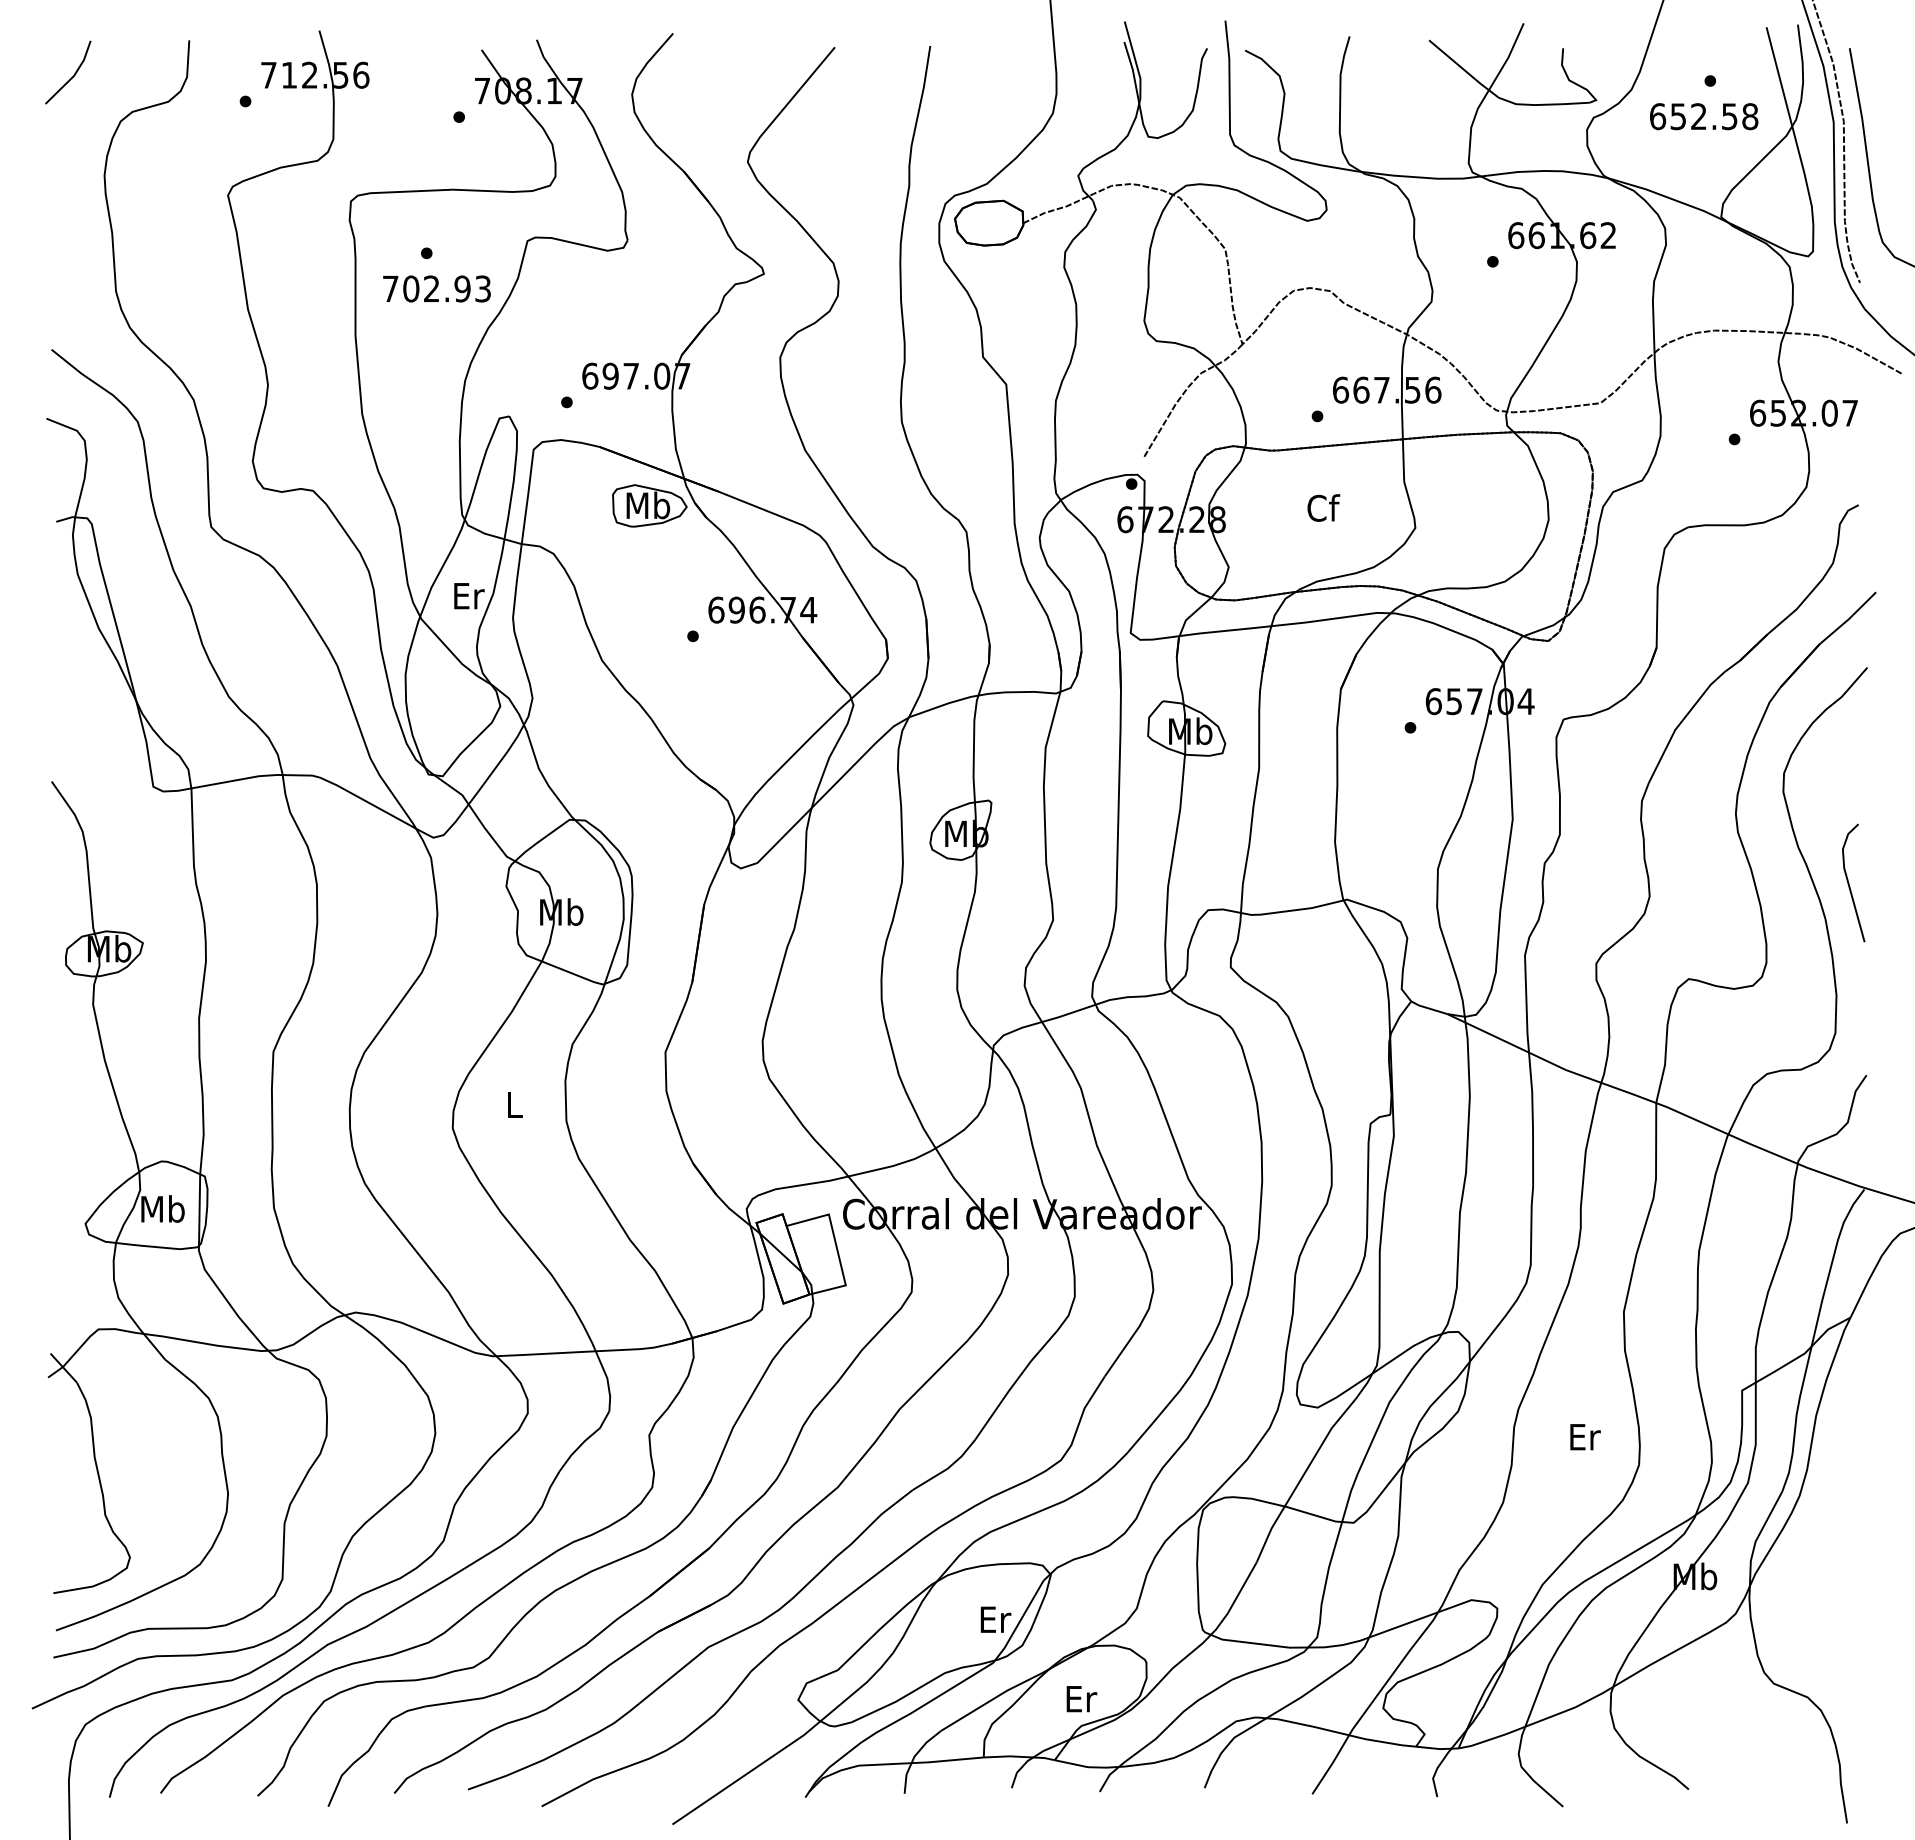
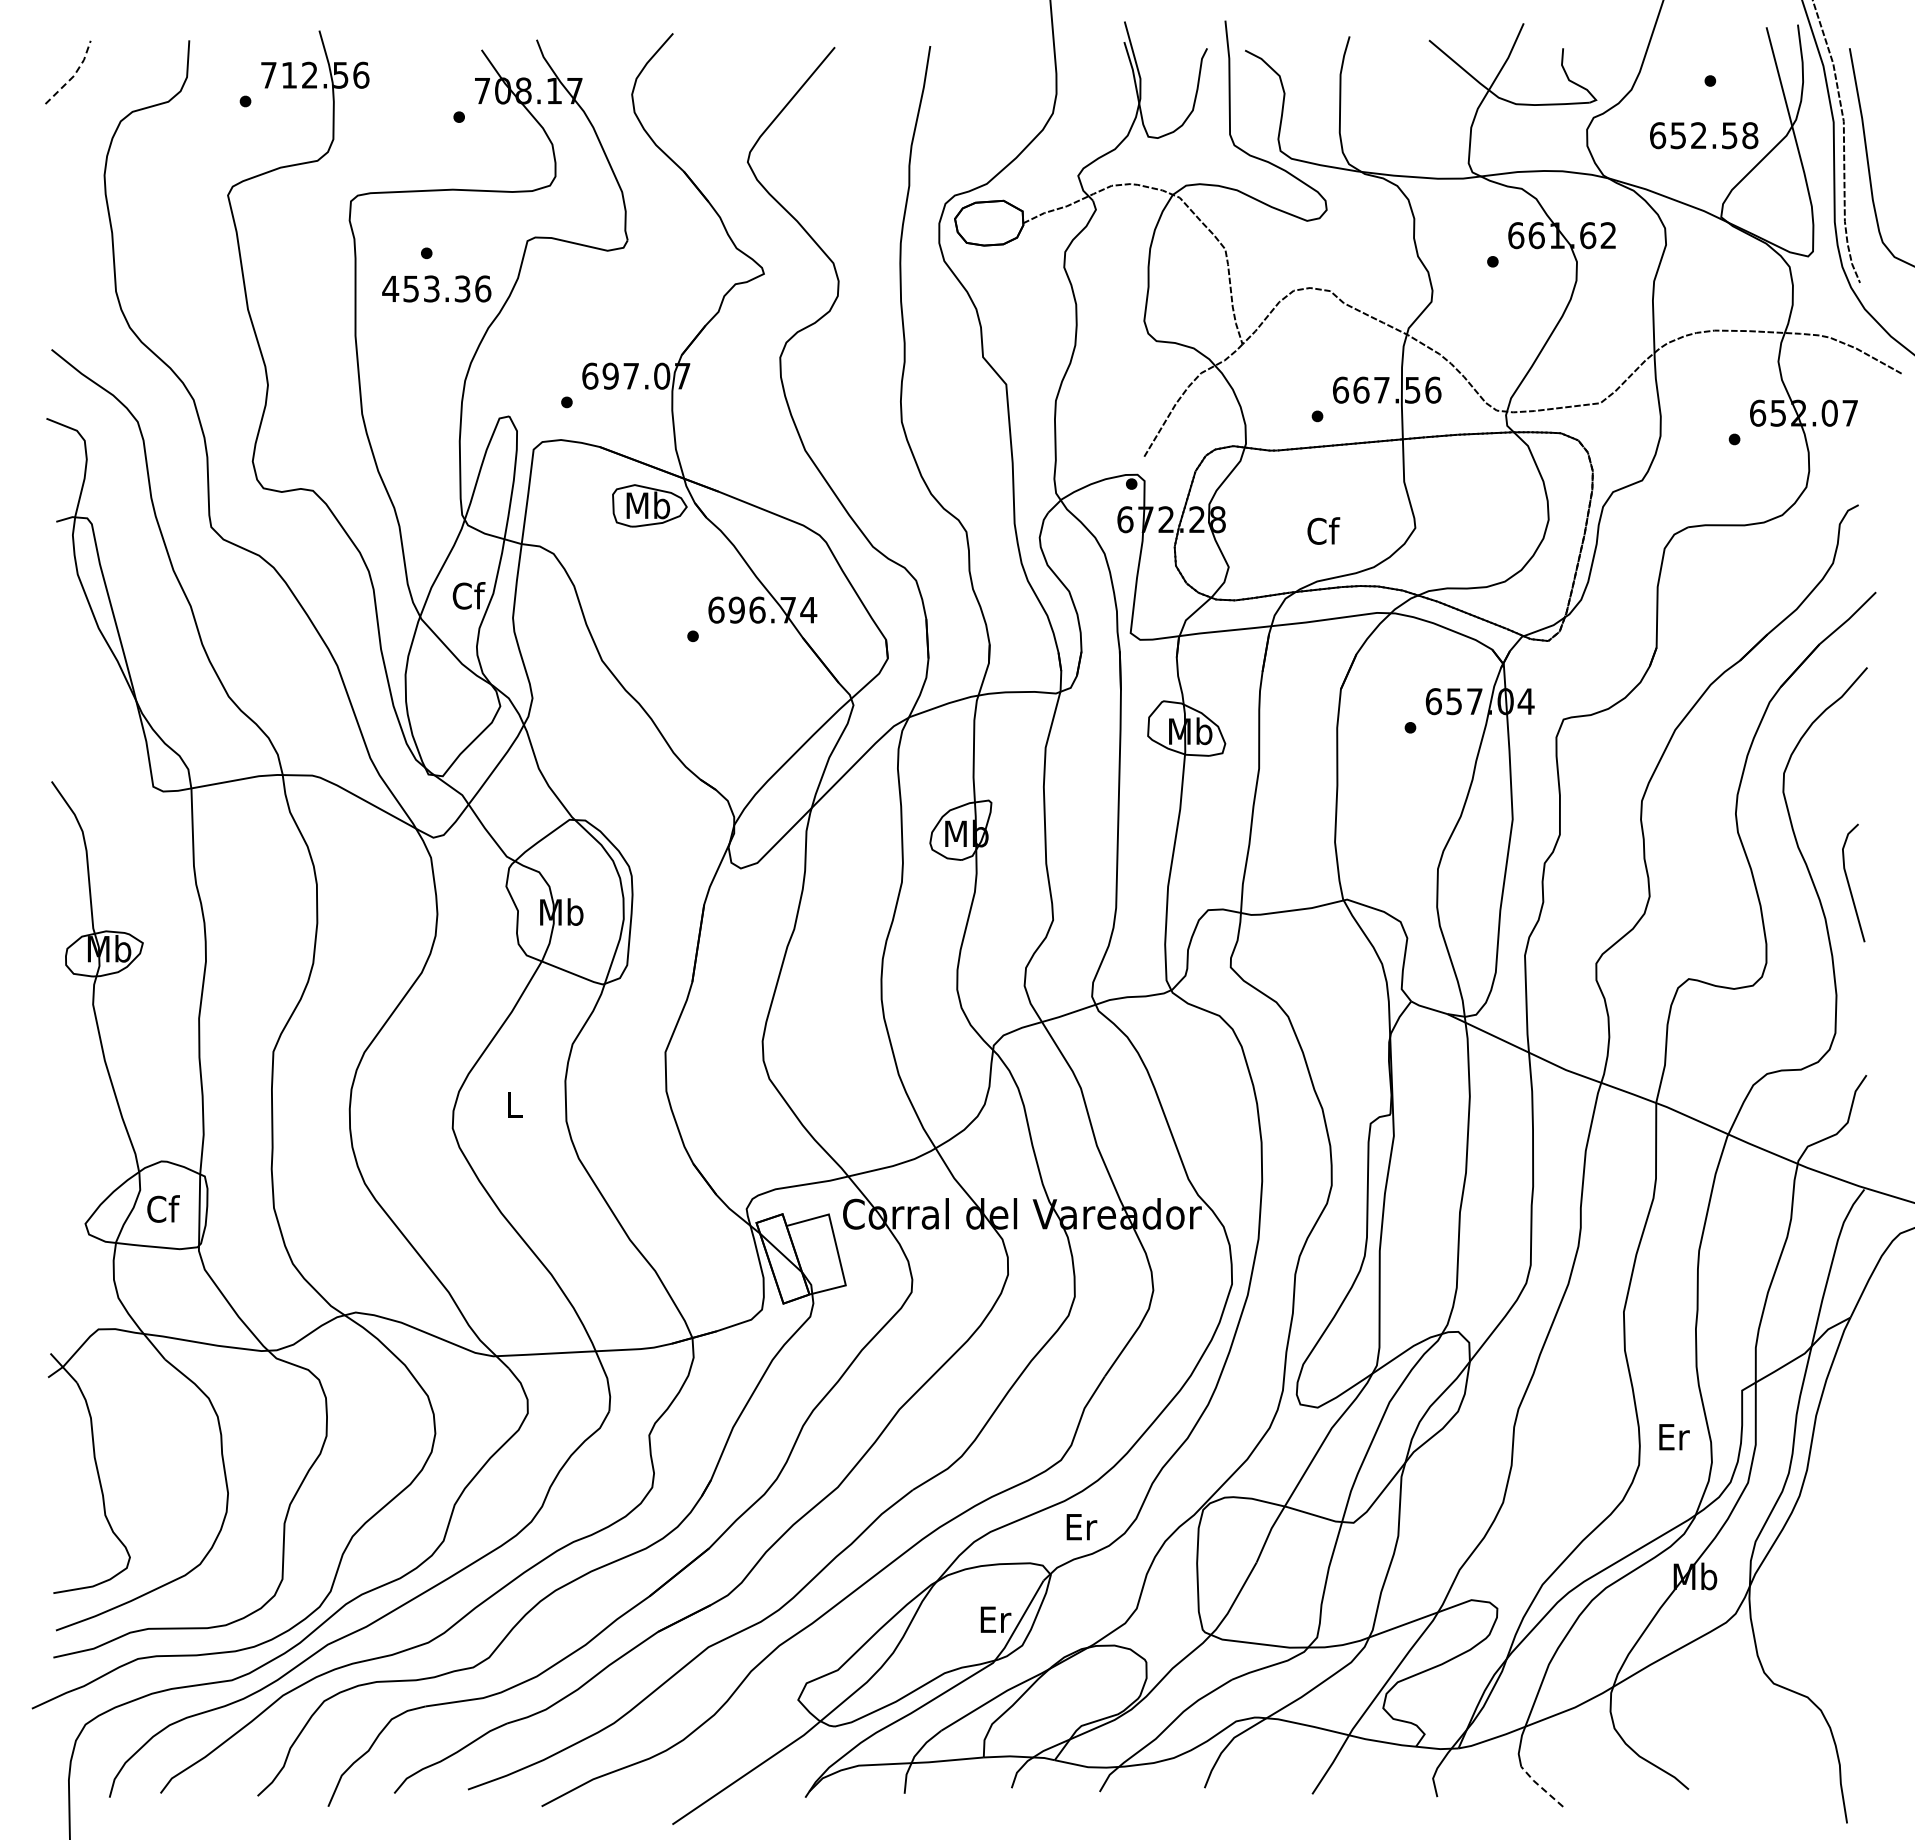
line: solid -> dashed (74, 75)
text position: (1704, 116) -> (1704, 135) (1704, 135)
text: 702.93 -> 453.36 (436, 288)
text position: (1323, 507) -> (1323, 530) (1323, 530)
text: Er -> Cf (468, 595)
text: Mb -> Cf (162, 1208)
text position: (1585, 1437) -> (1674, 1437) (1674, 1437)
text position: (1081, 1699) -> (1081, 1527) (1081, 1527)
line: solid -> dashed (1541, 1787)
